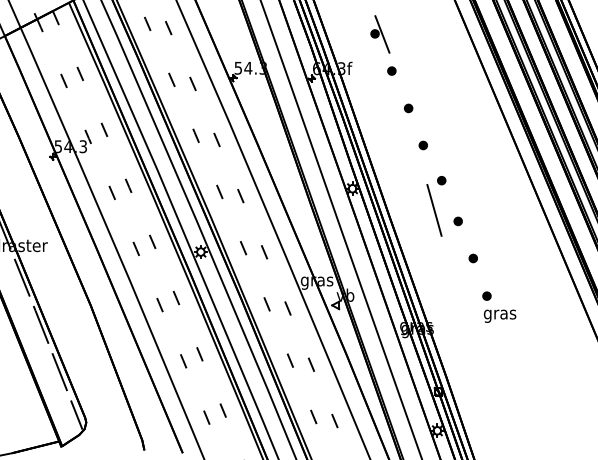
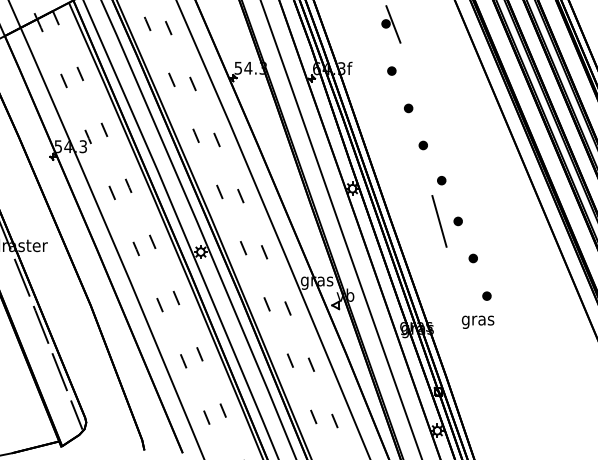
part position: (380, 34) -> (391, 24) (391, 24)
line position: (434, 210) -> (439, 221) (439, 221)
text position: (499, 315) -> (477, 321) (477, 321)
